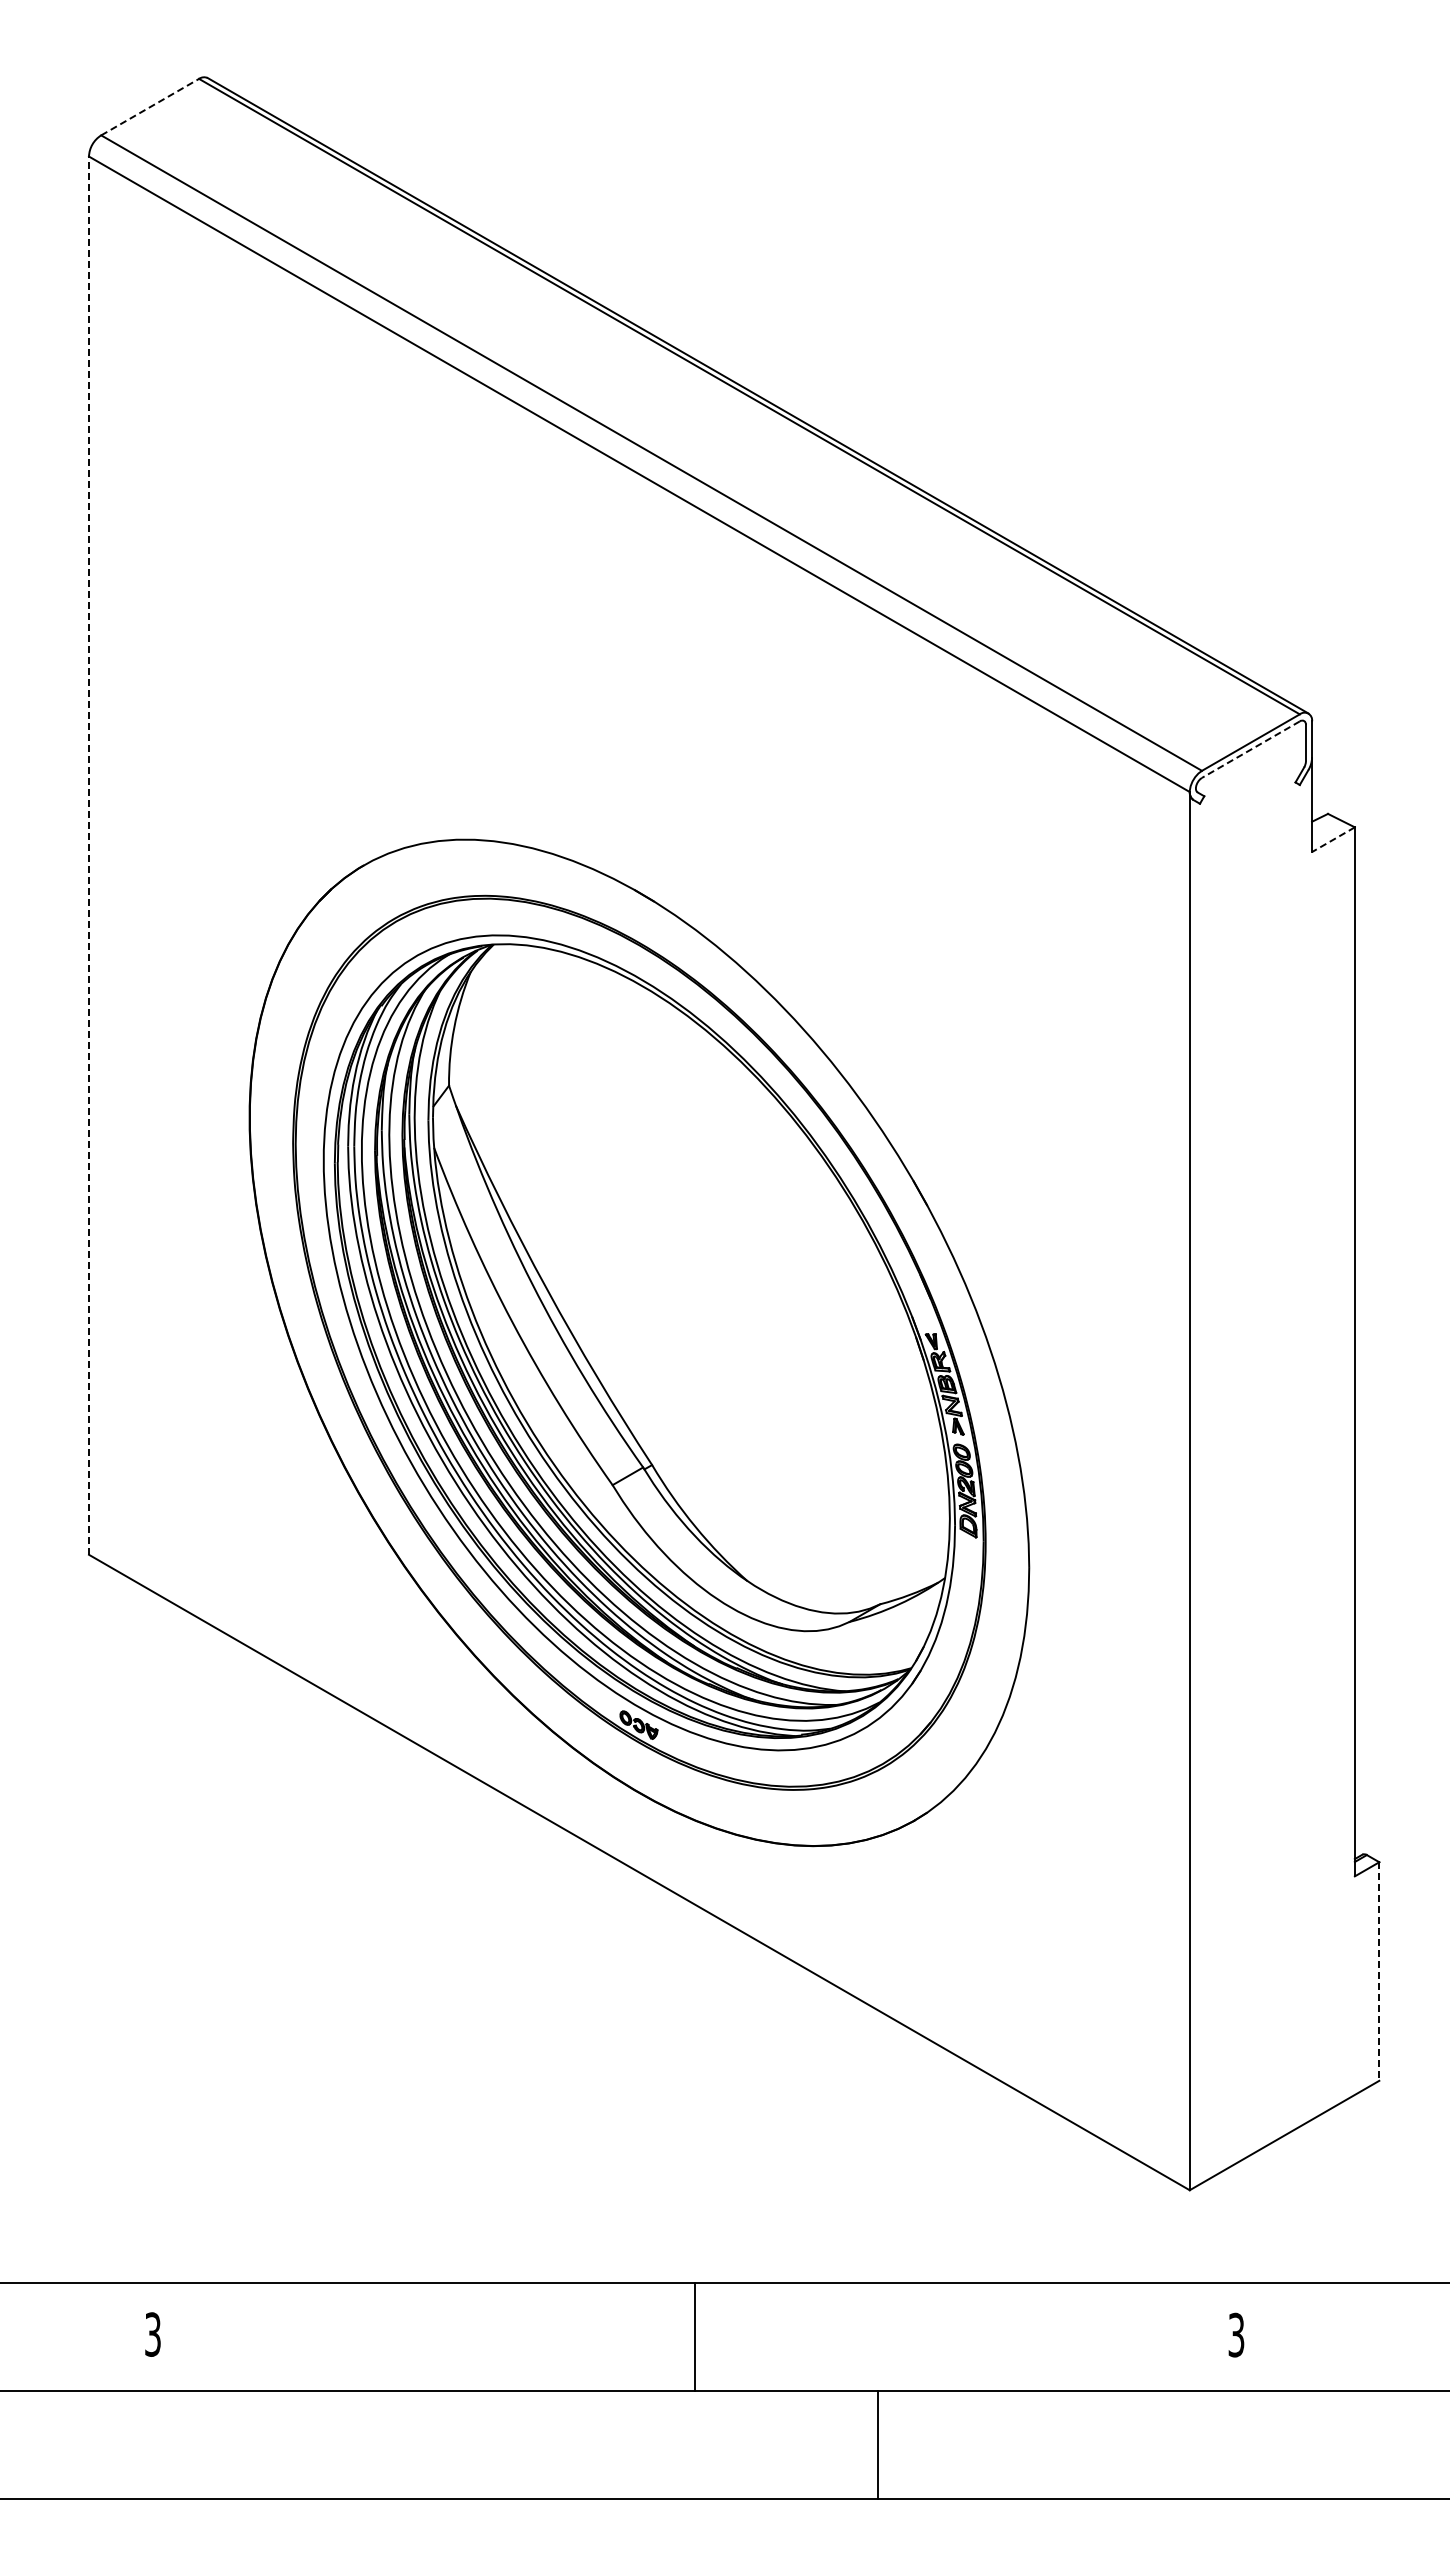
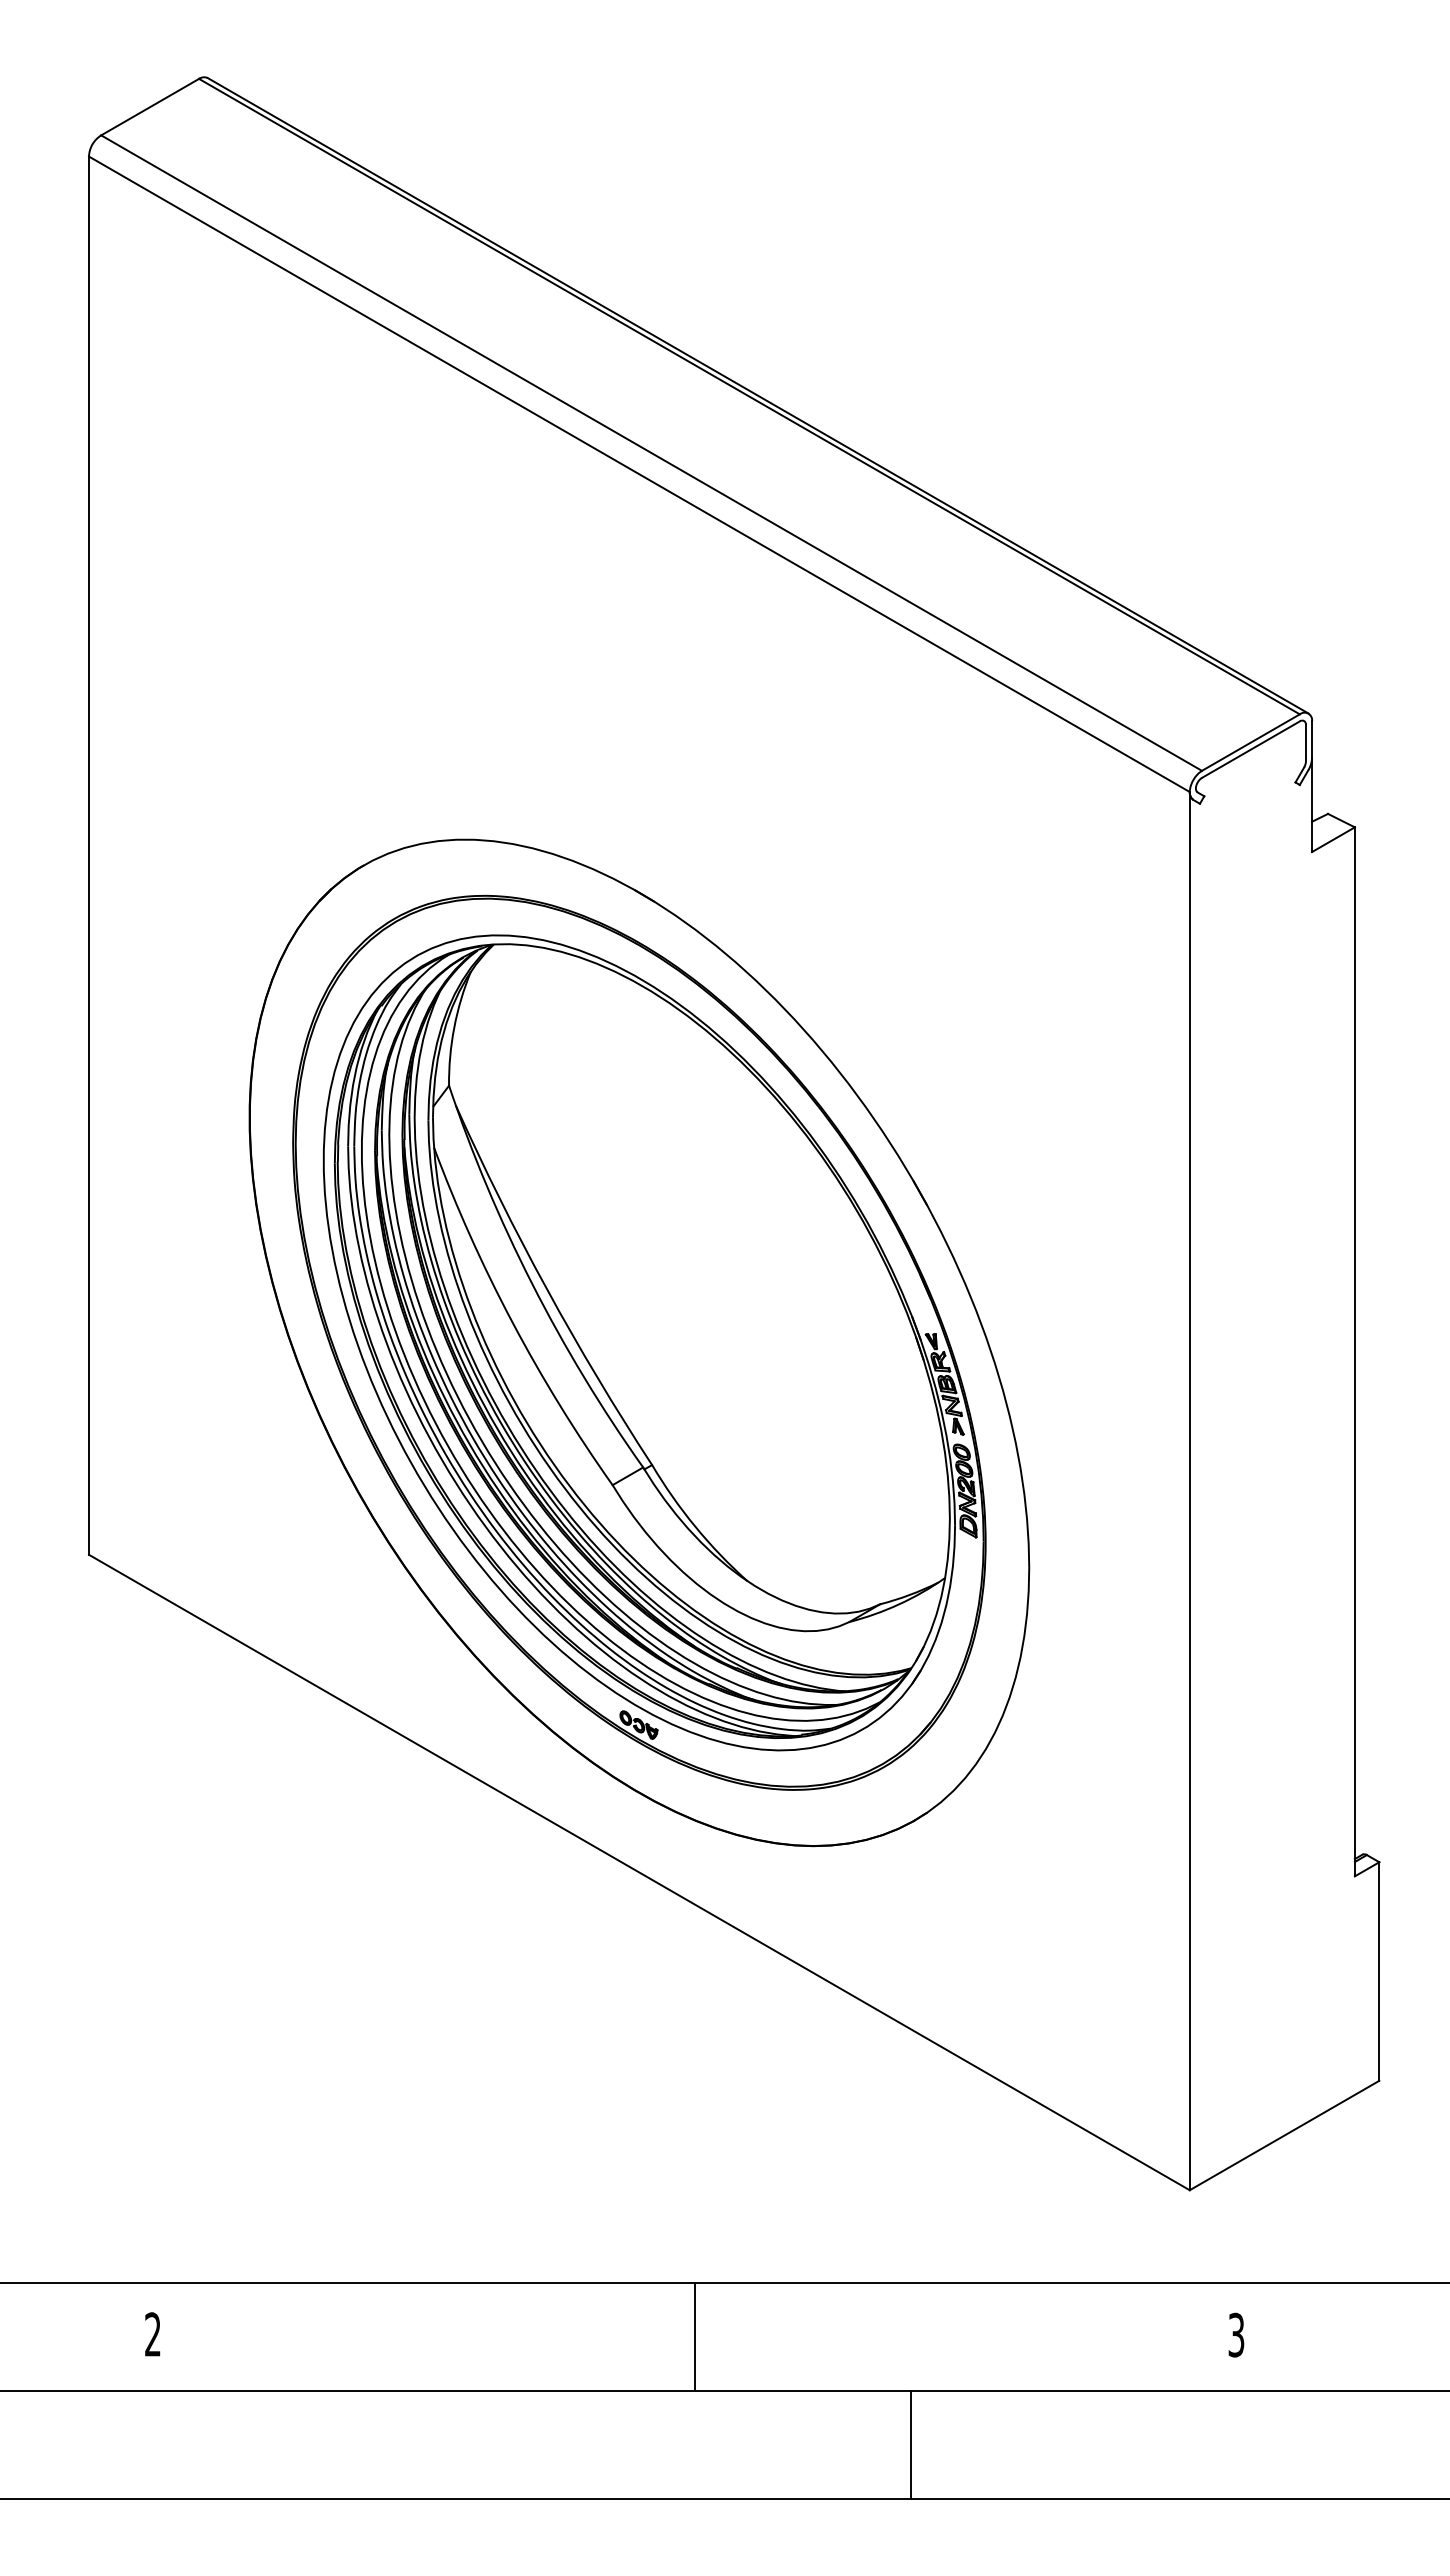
line: dashed -> solid (150, 106)
line: dashed -> solid (1250, 749)
line: dashed -> solid (1333, 839)
line: dashed -> solid (89, 855)
line: dashed -> solid (1379, 1972)
text: 3 -> 2 (152, 2334)
line position: (878, 2444) -> (911, 2444) (911, 2444)
